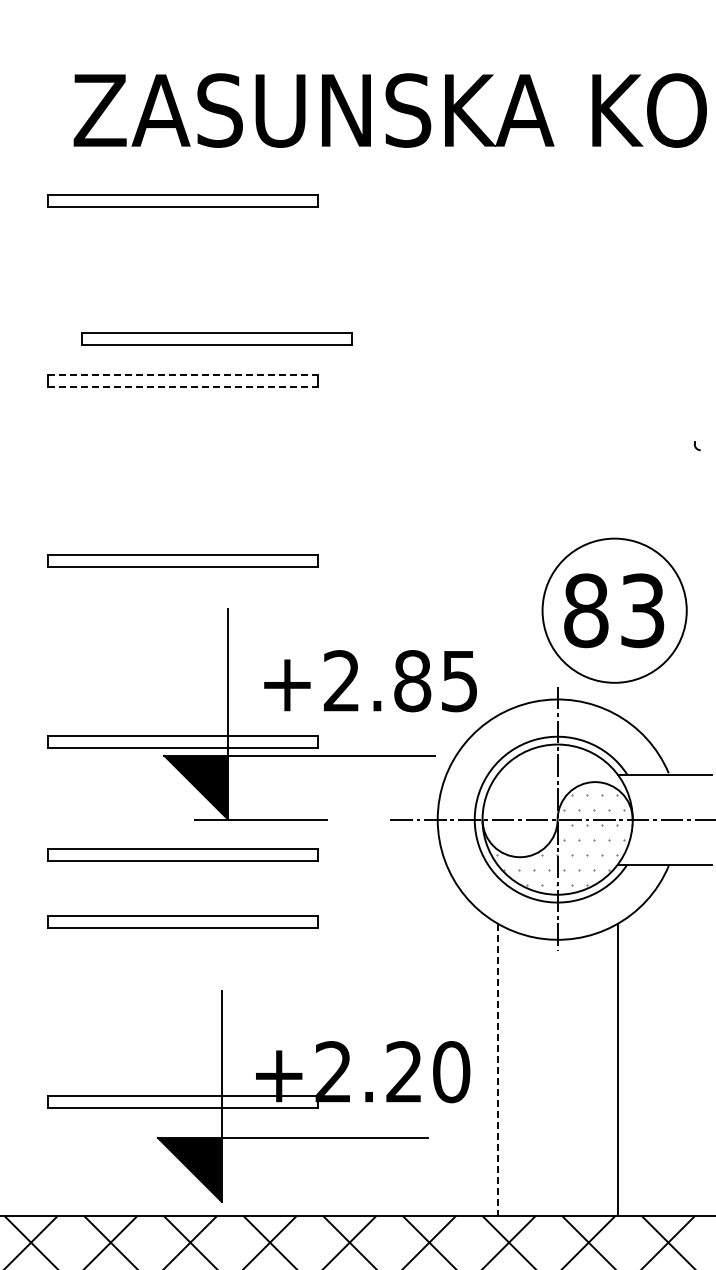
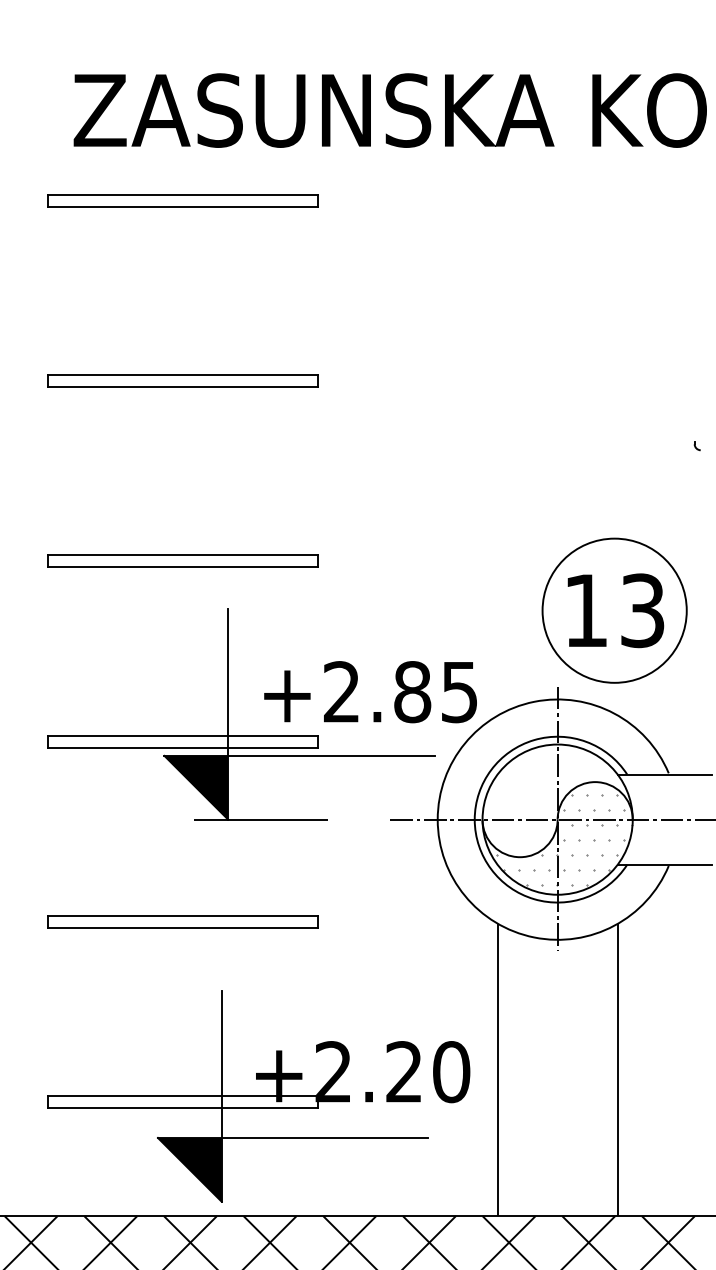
part: present -> none (216, 338)
line: dashed -> solid (183, 375)
line: dashed -> solid (183, 387)
text: 83 -> 13 (586, 610)
text position: (370, 681) -> (370, 692) (370, 692)
part: present -> none (182, 854)
line: dashed -> solid (497, 1070)
